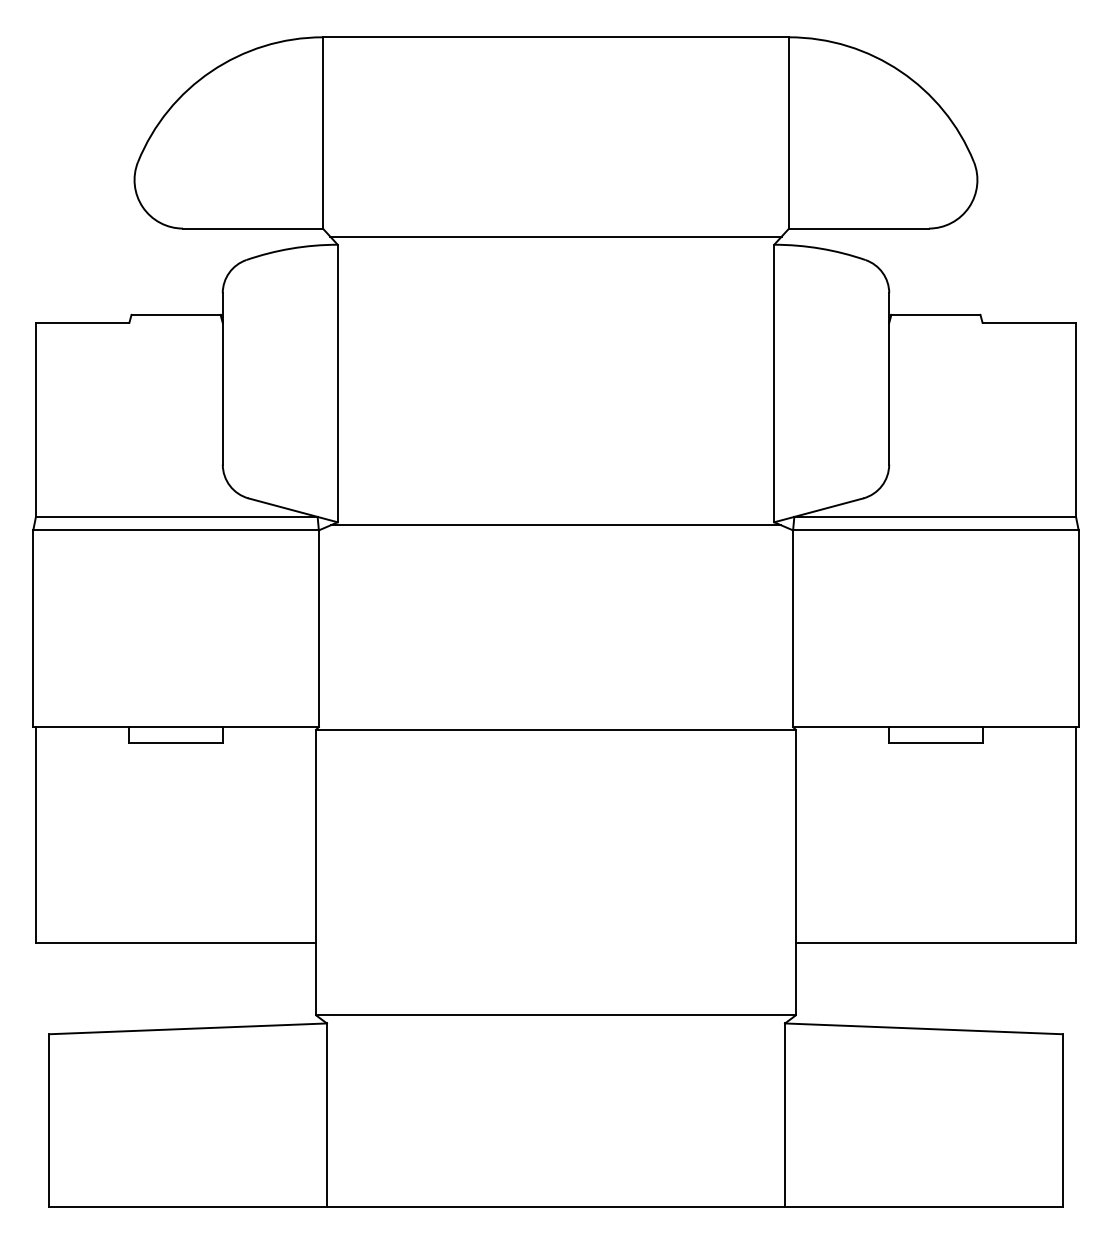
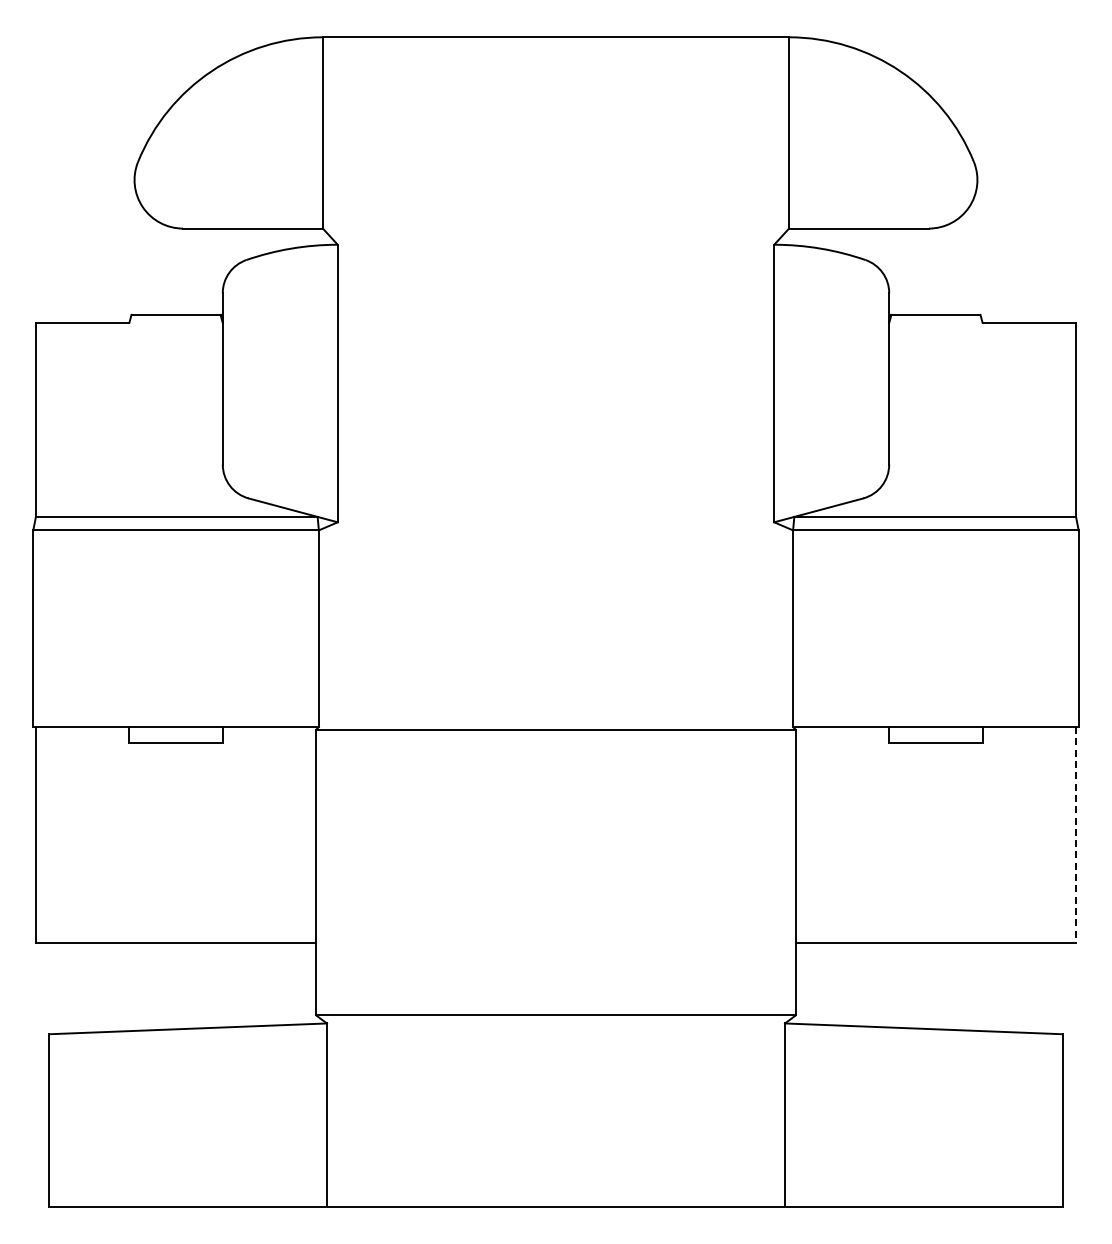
line: present -> none (555, 236)
line: present -> none (555, 524)
line: solid -> dashed (1076, 834)
